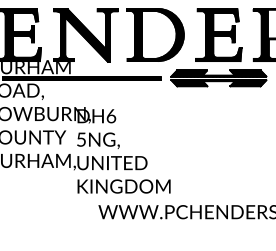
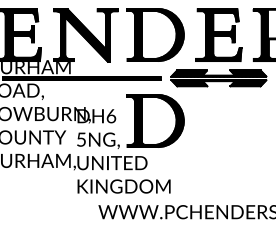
part: none -> present (155, 120)
